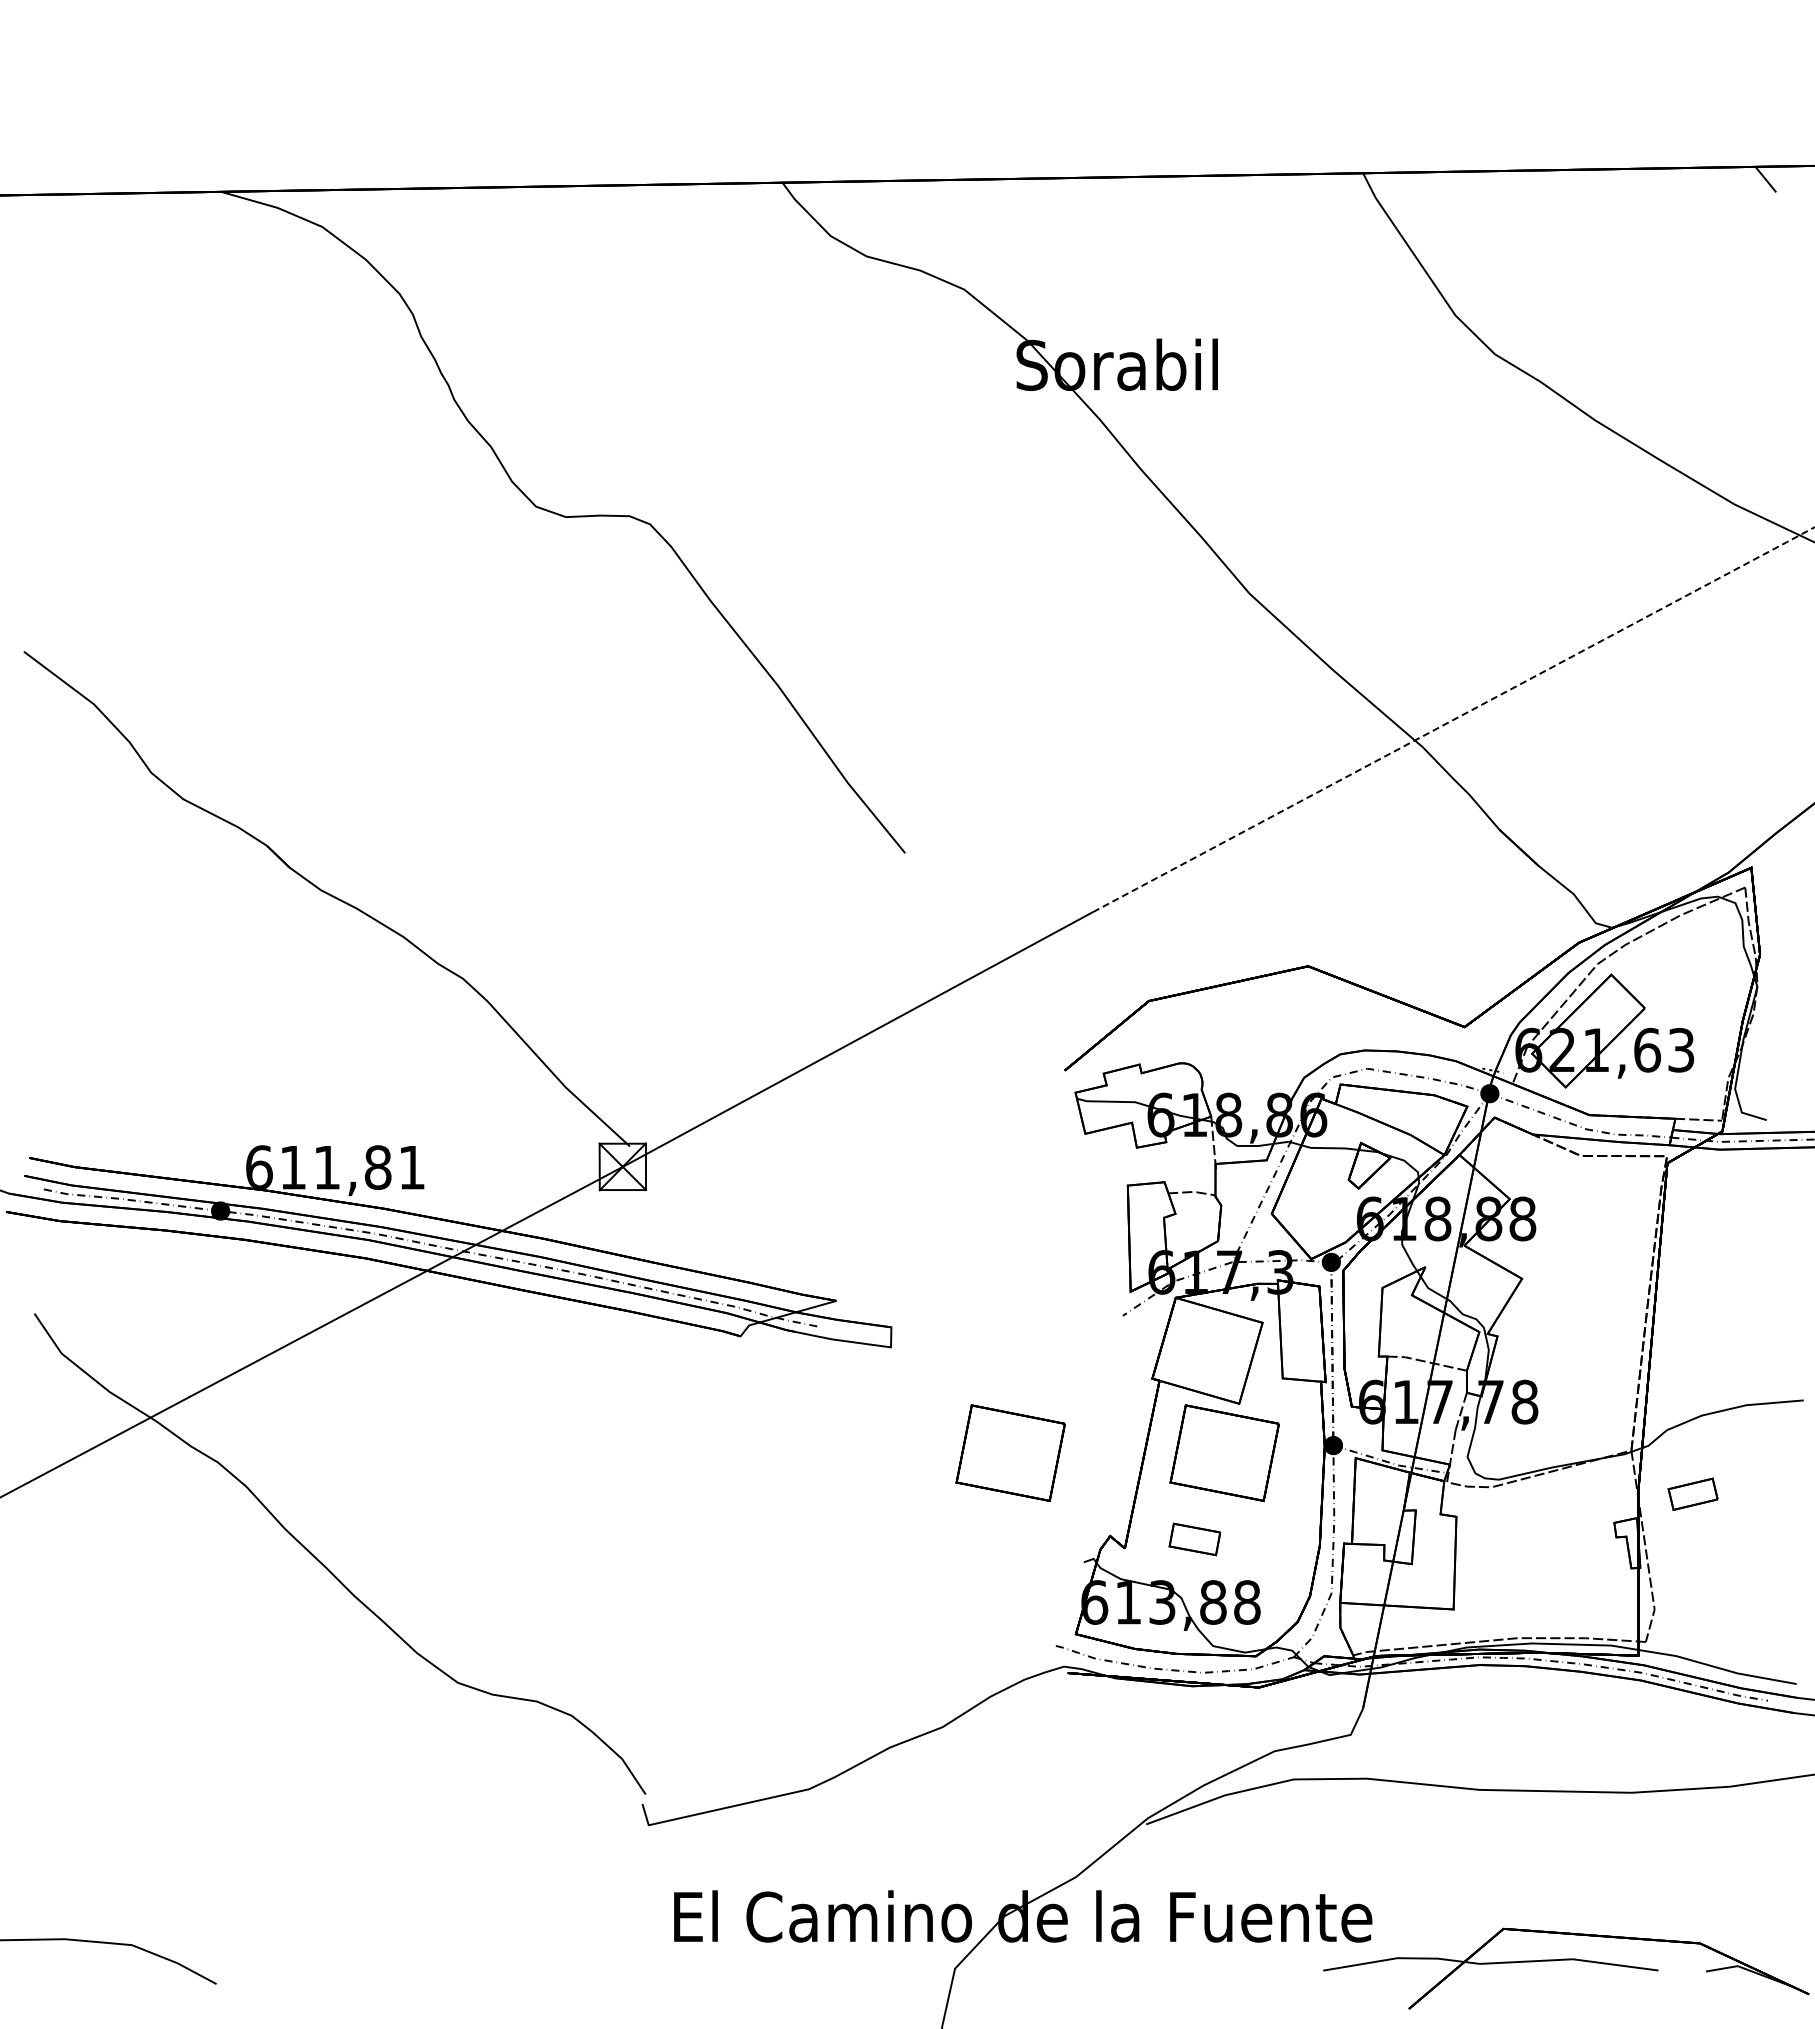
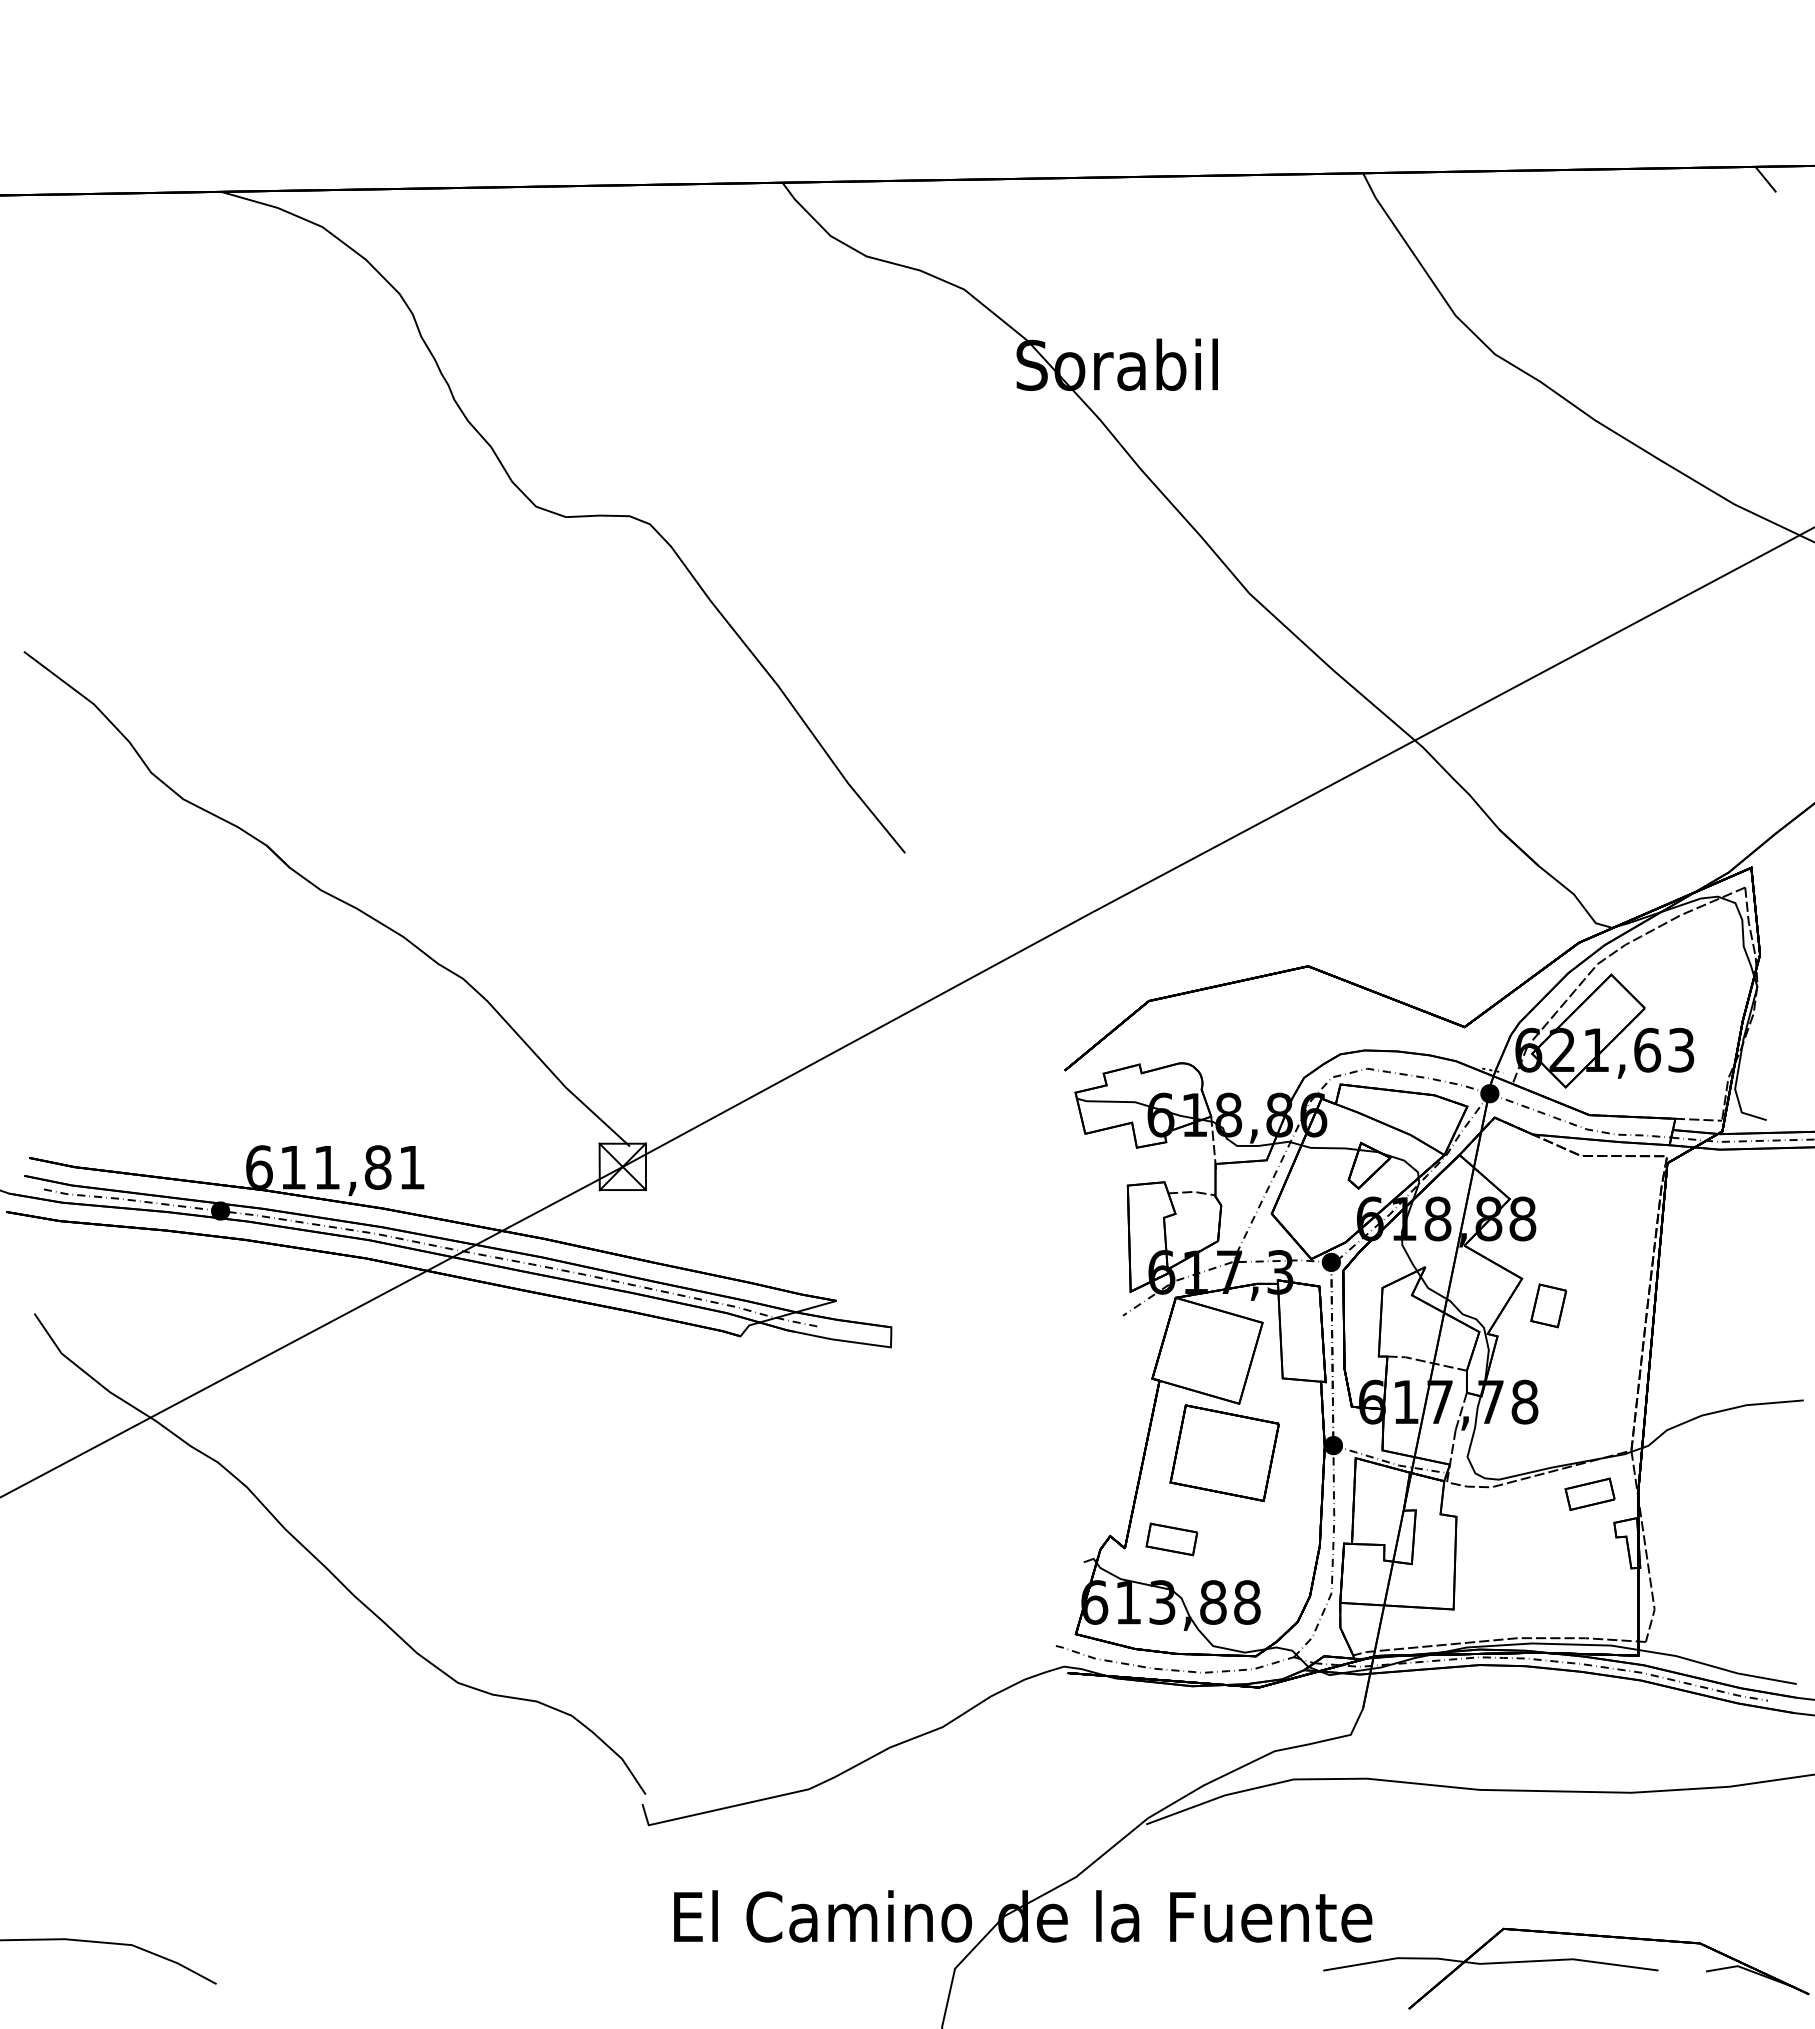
line: dashed -> solid (1454, 719)
part: none -> present (1548, 1305)
part: present -> none (1010, 1452)
part position: (1692, 1493) -> (1589, 1493) (1589, 1493)
part position: (1194, 1539) -> (1171, 1539) (1171, 1539)
